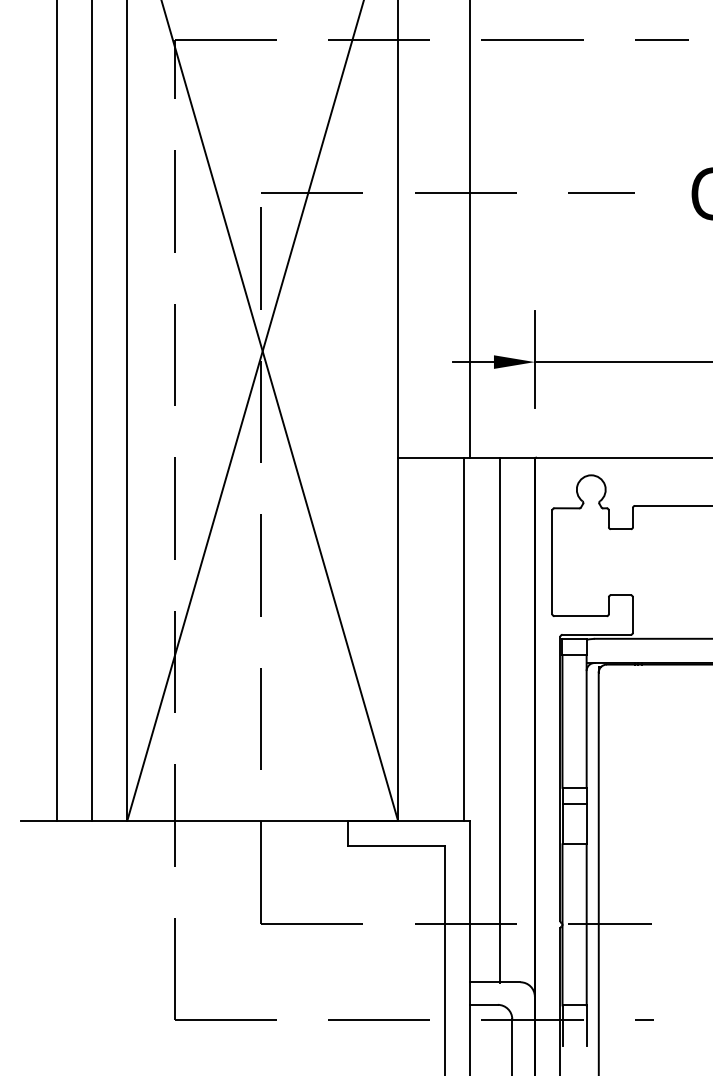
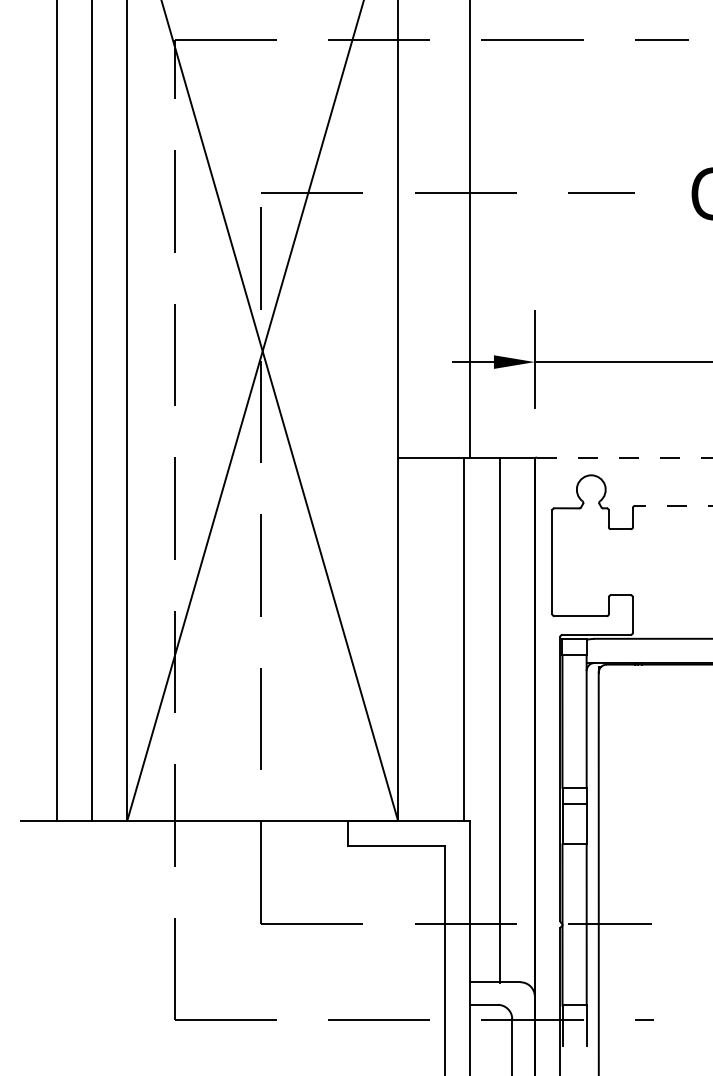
line: solid -> dashed (624, 457)
line: solid -> dashed (673, 505)
